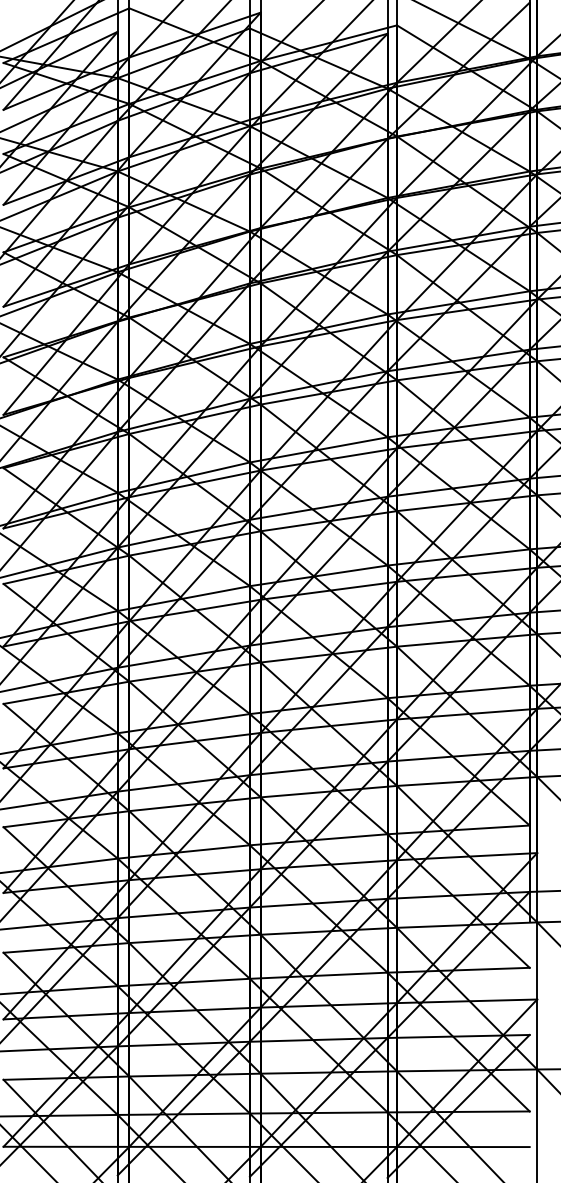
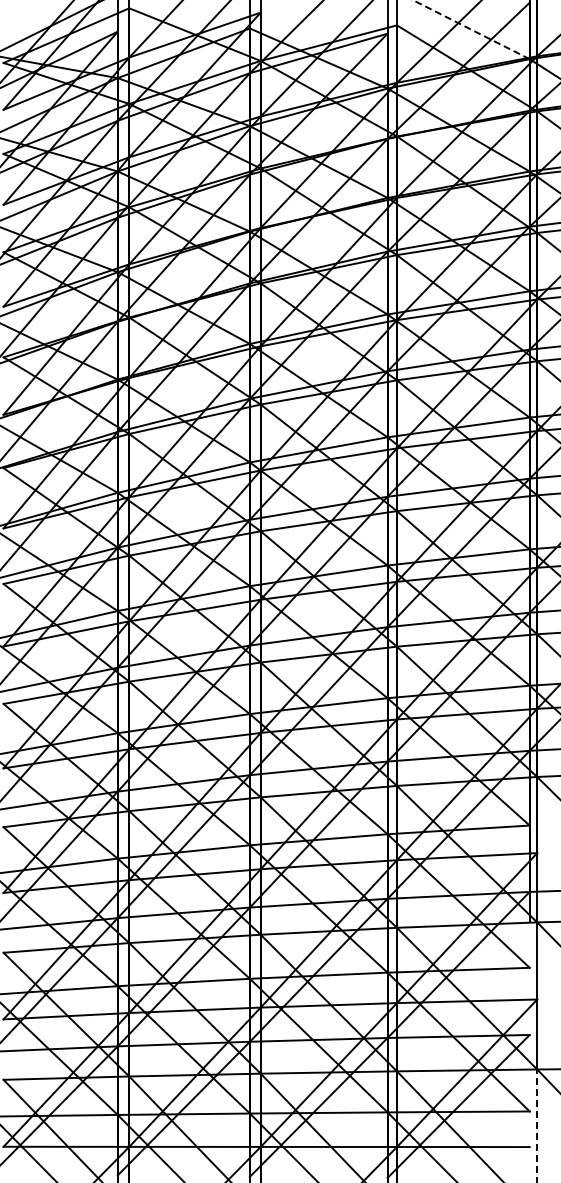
line: solid -> dashed (471, 29)
line: solid -> dashed (537, 1125)
